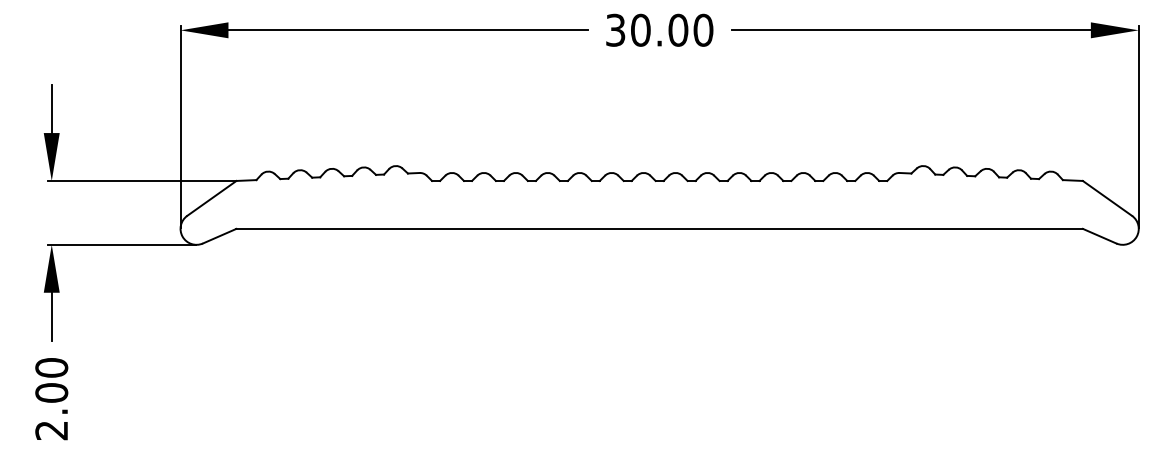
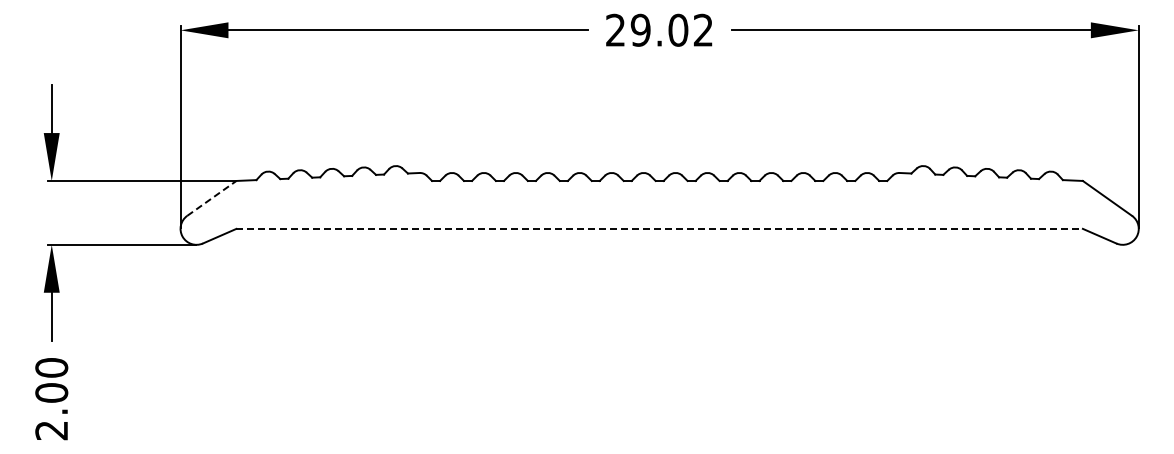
text: 30.00 -> 29.02 (659, 29)
line: solid -> dashed (212, 198)
line: solid -> dashed (660, 228)
